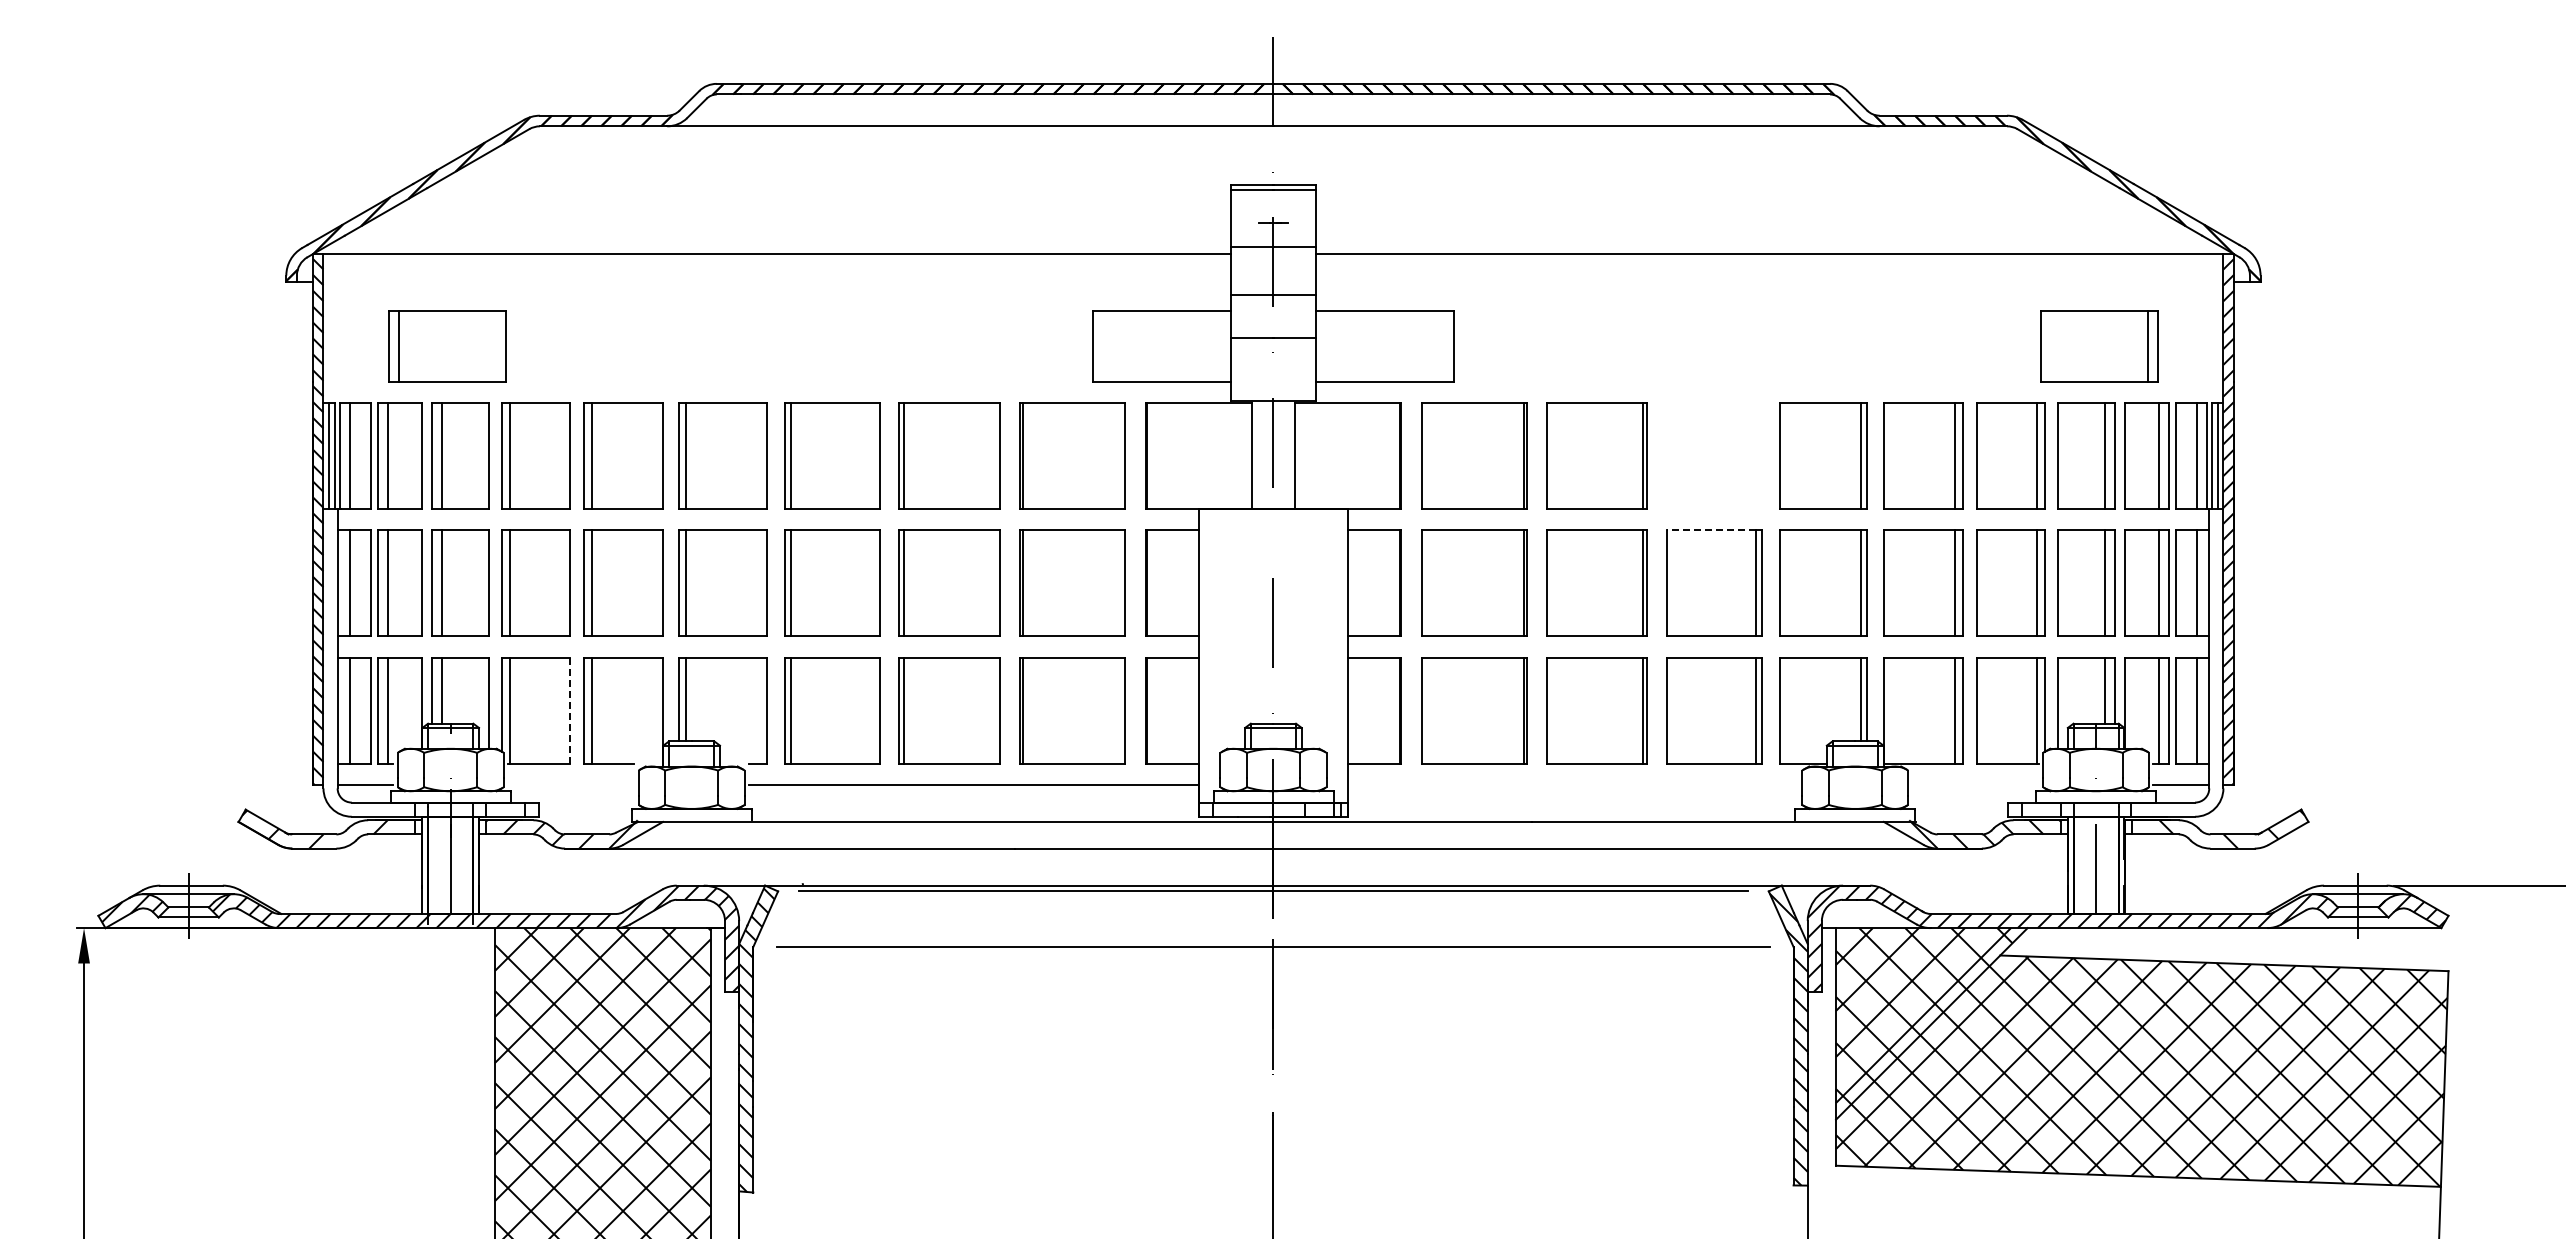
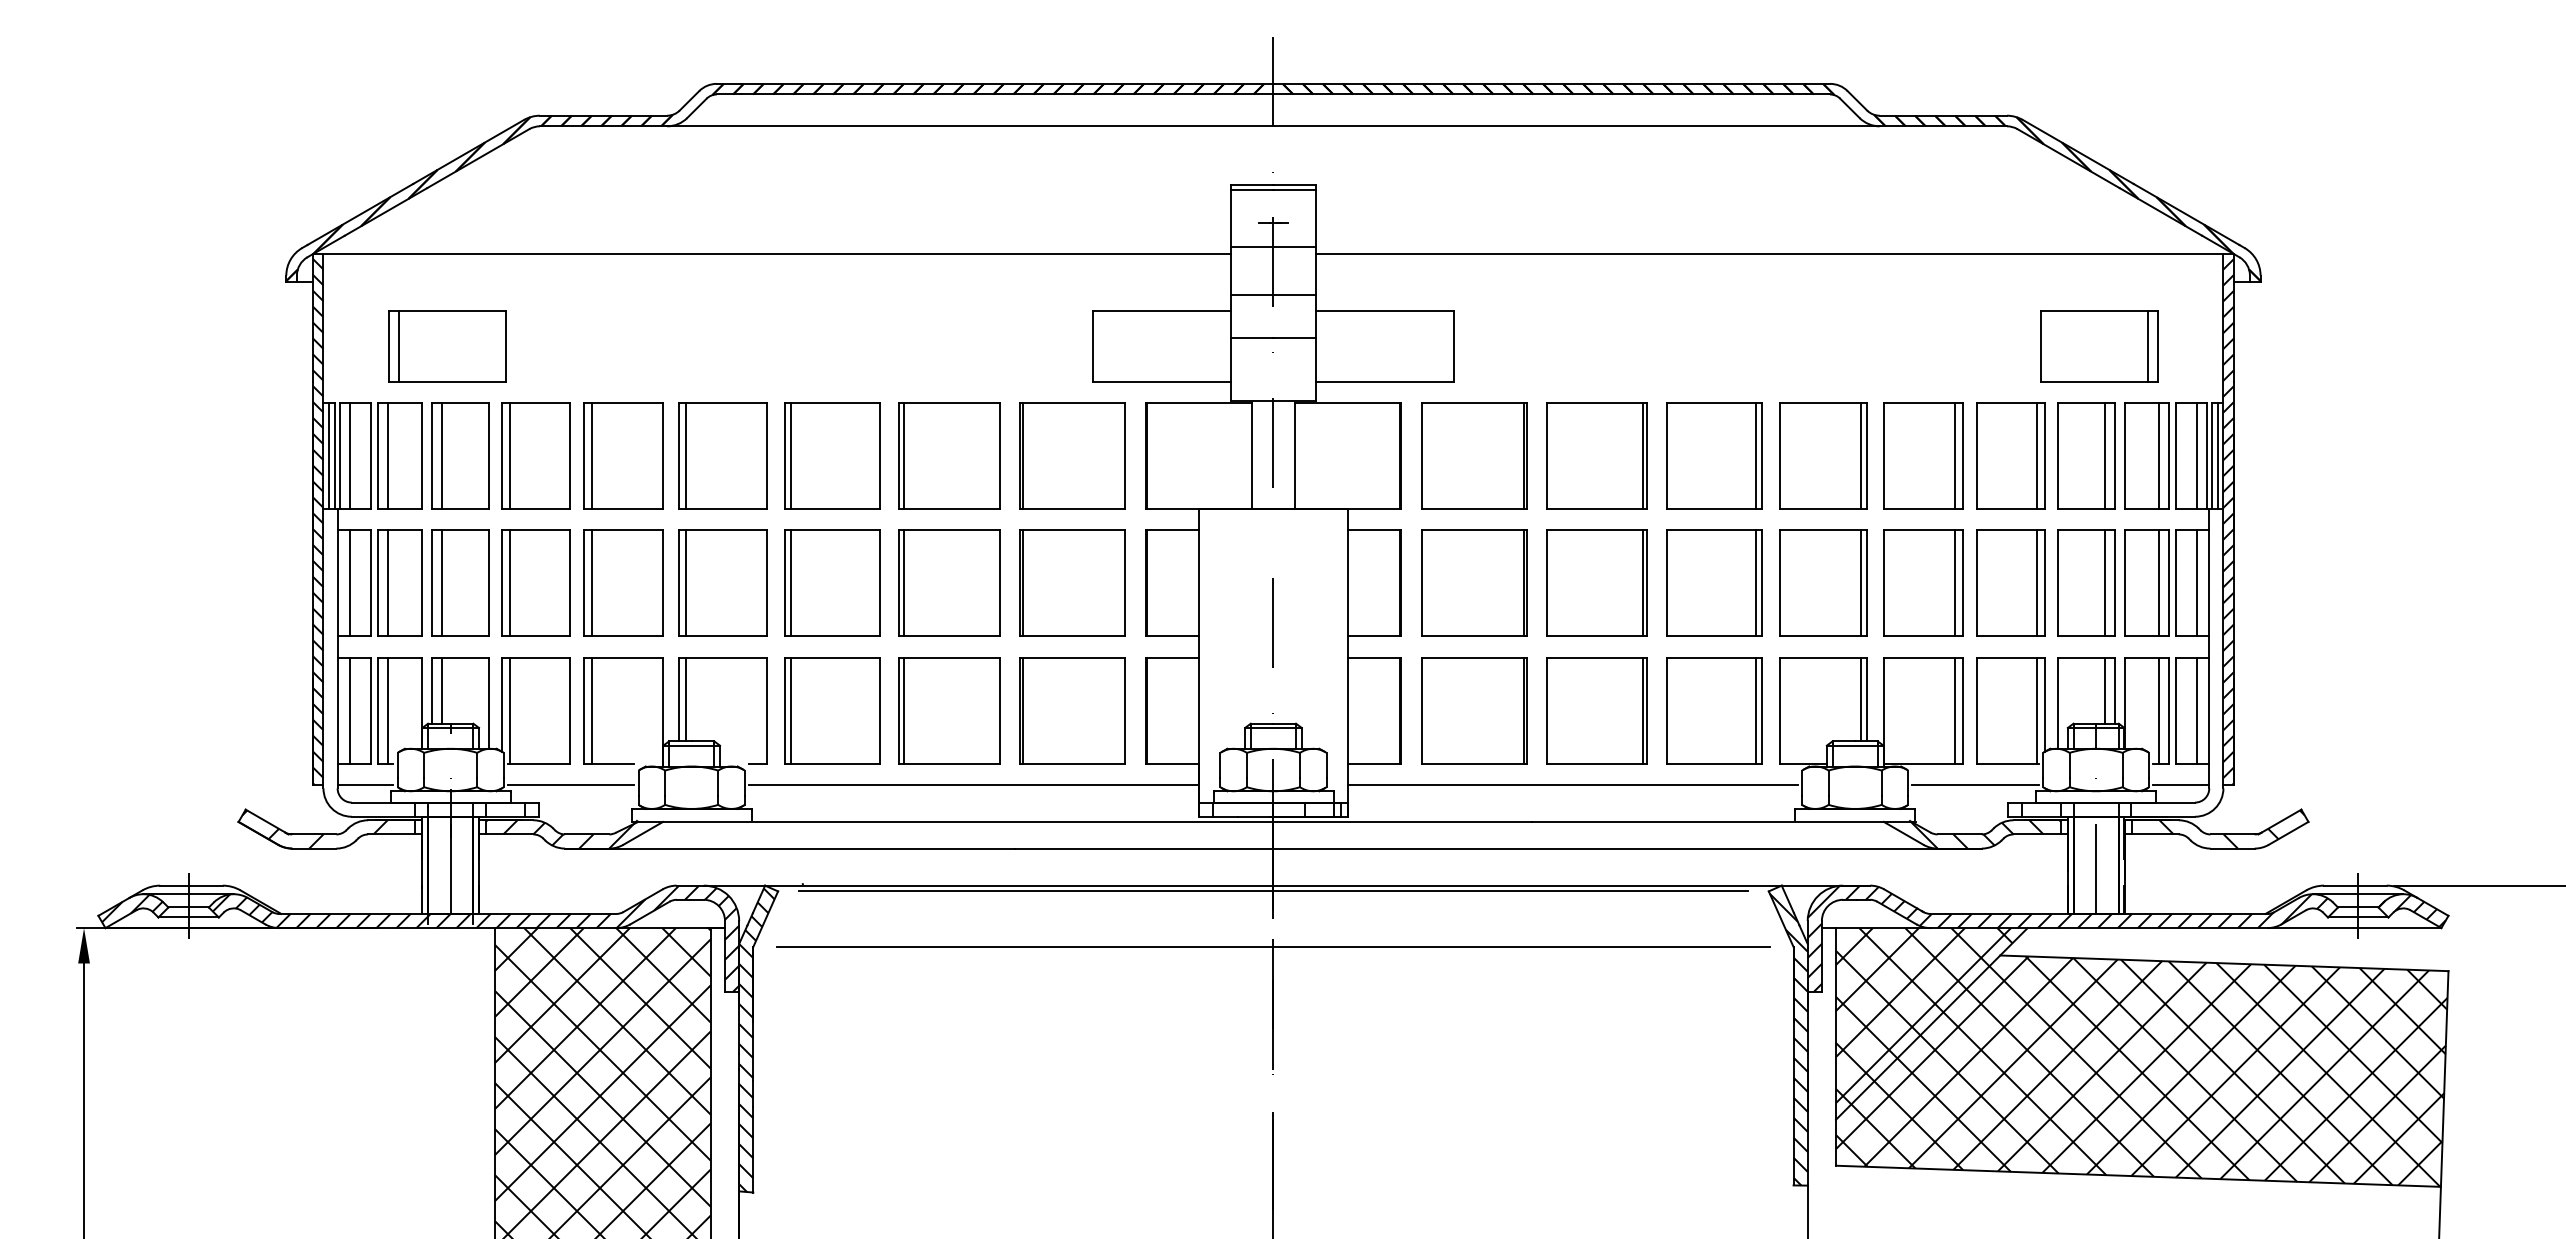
part: none -> present (1714, 455)
line: dashed -> solid (1711, 530)
line: dashed -> solid (569, 710)
line: none -> present (570, 784)
line: none -> present (1572, 784)
line: none -> present (1975, 784)
